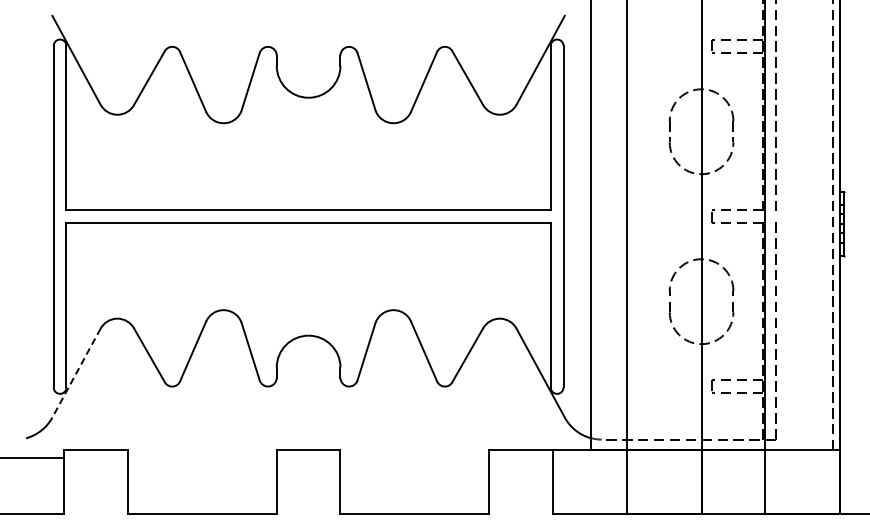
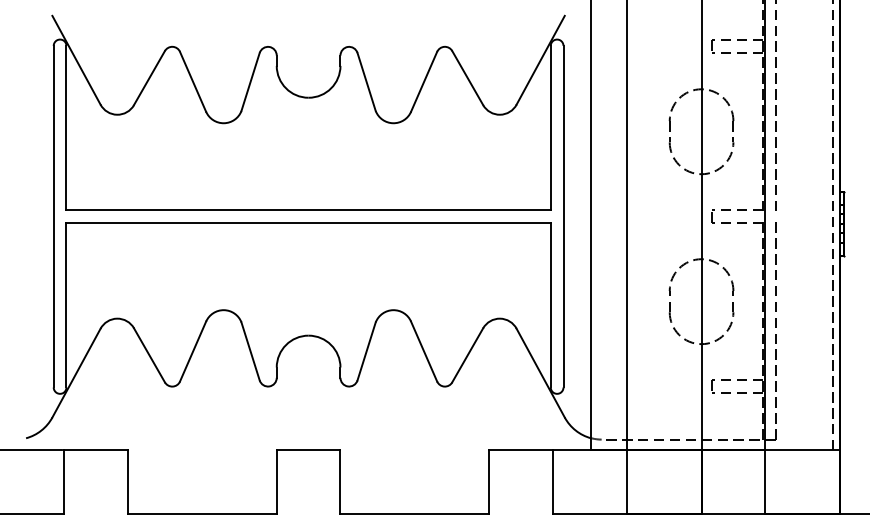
line: dashed -> solid (76, 373)
line position: (32, 458) -> (32, 450) (32, 450)
